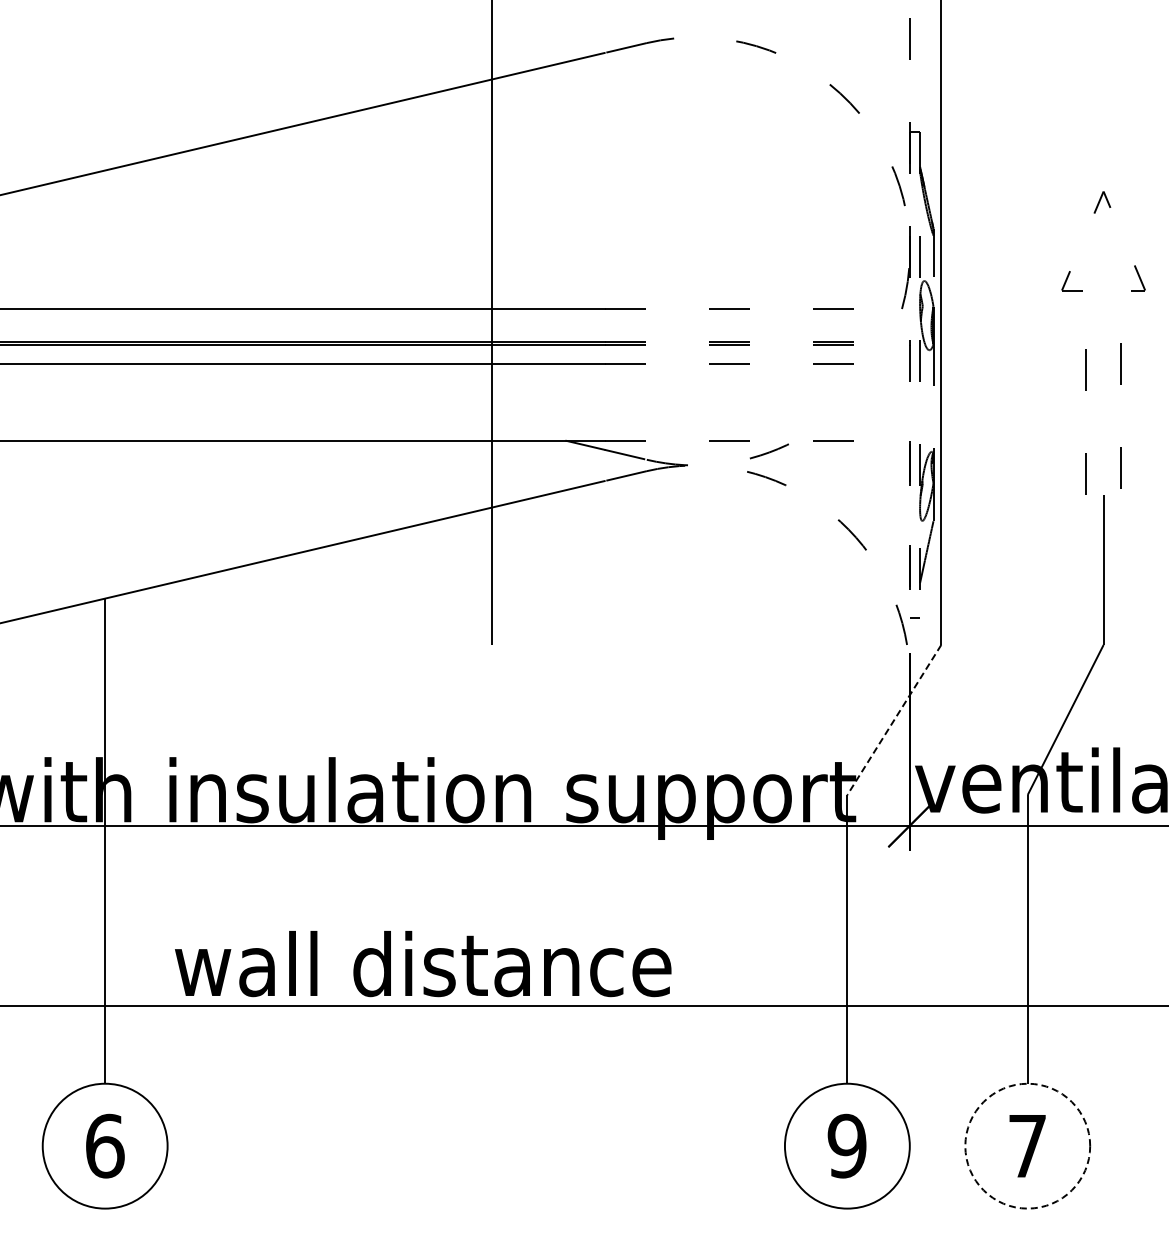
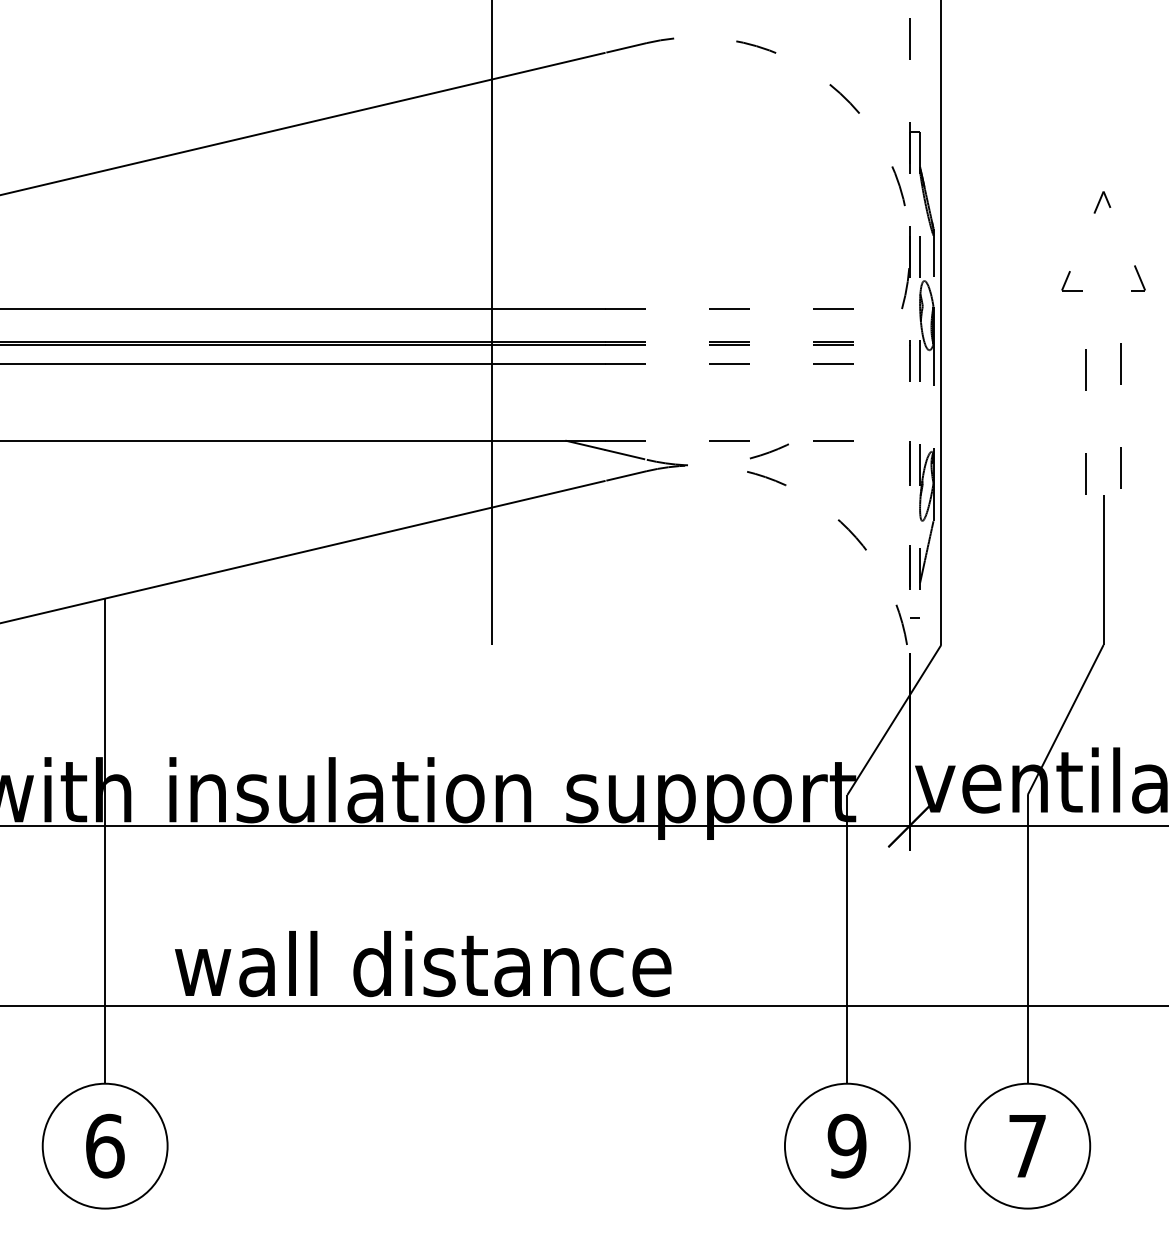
line: dashed -> solid (894, 720)
circle: dashed -> solid (1027, 1145)
